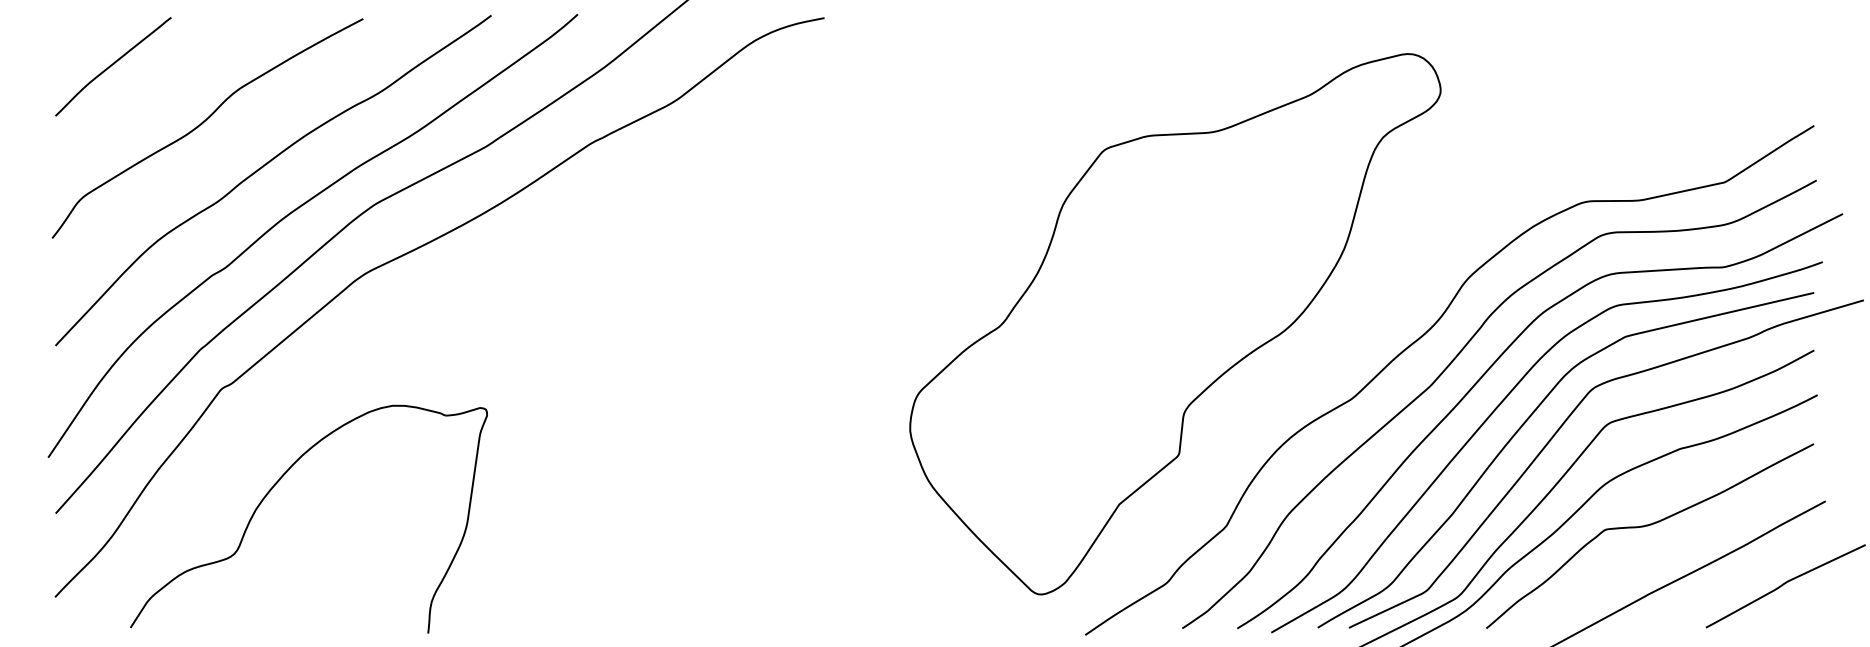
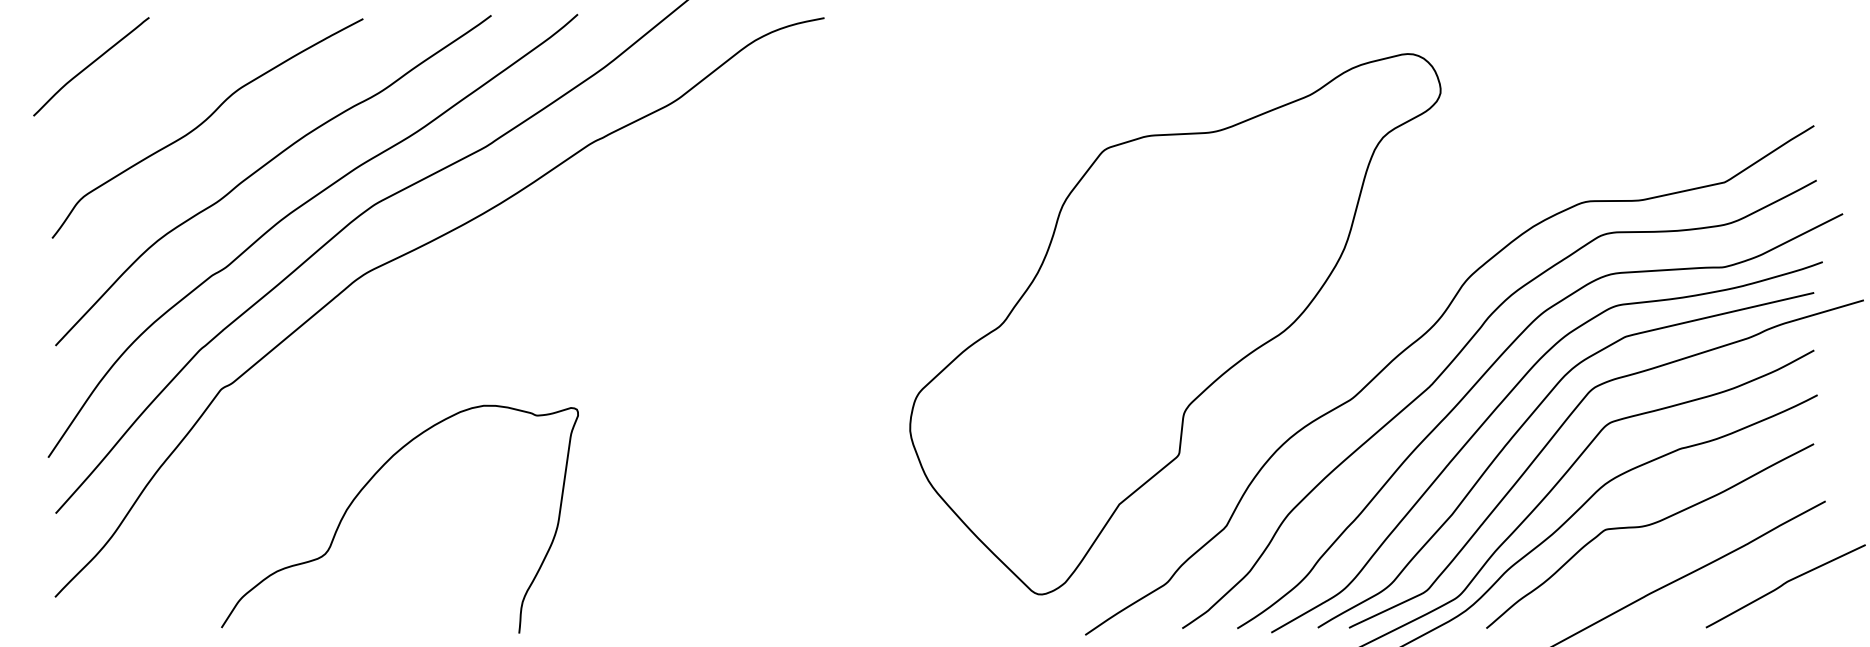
curve position: (112, 65) -> (90, 65) (90, 65)
curve position: (272, 489) -> (363, 489) (363, 489)
